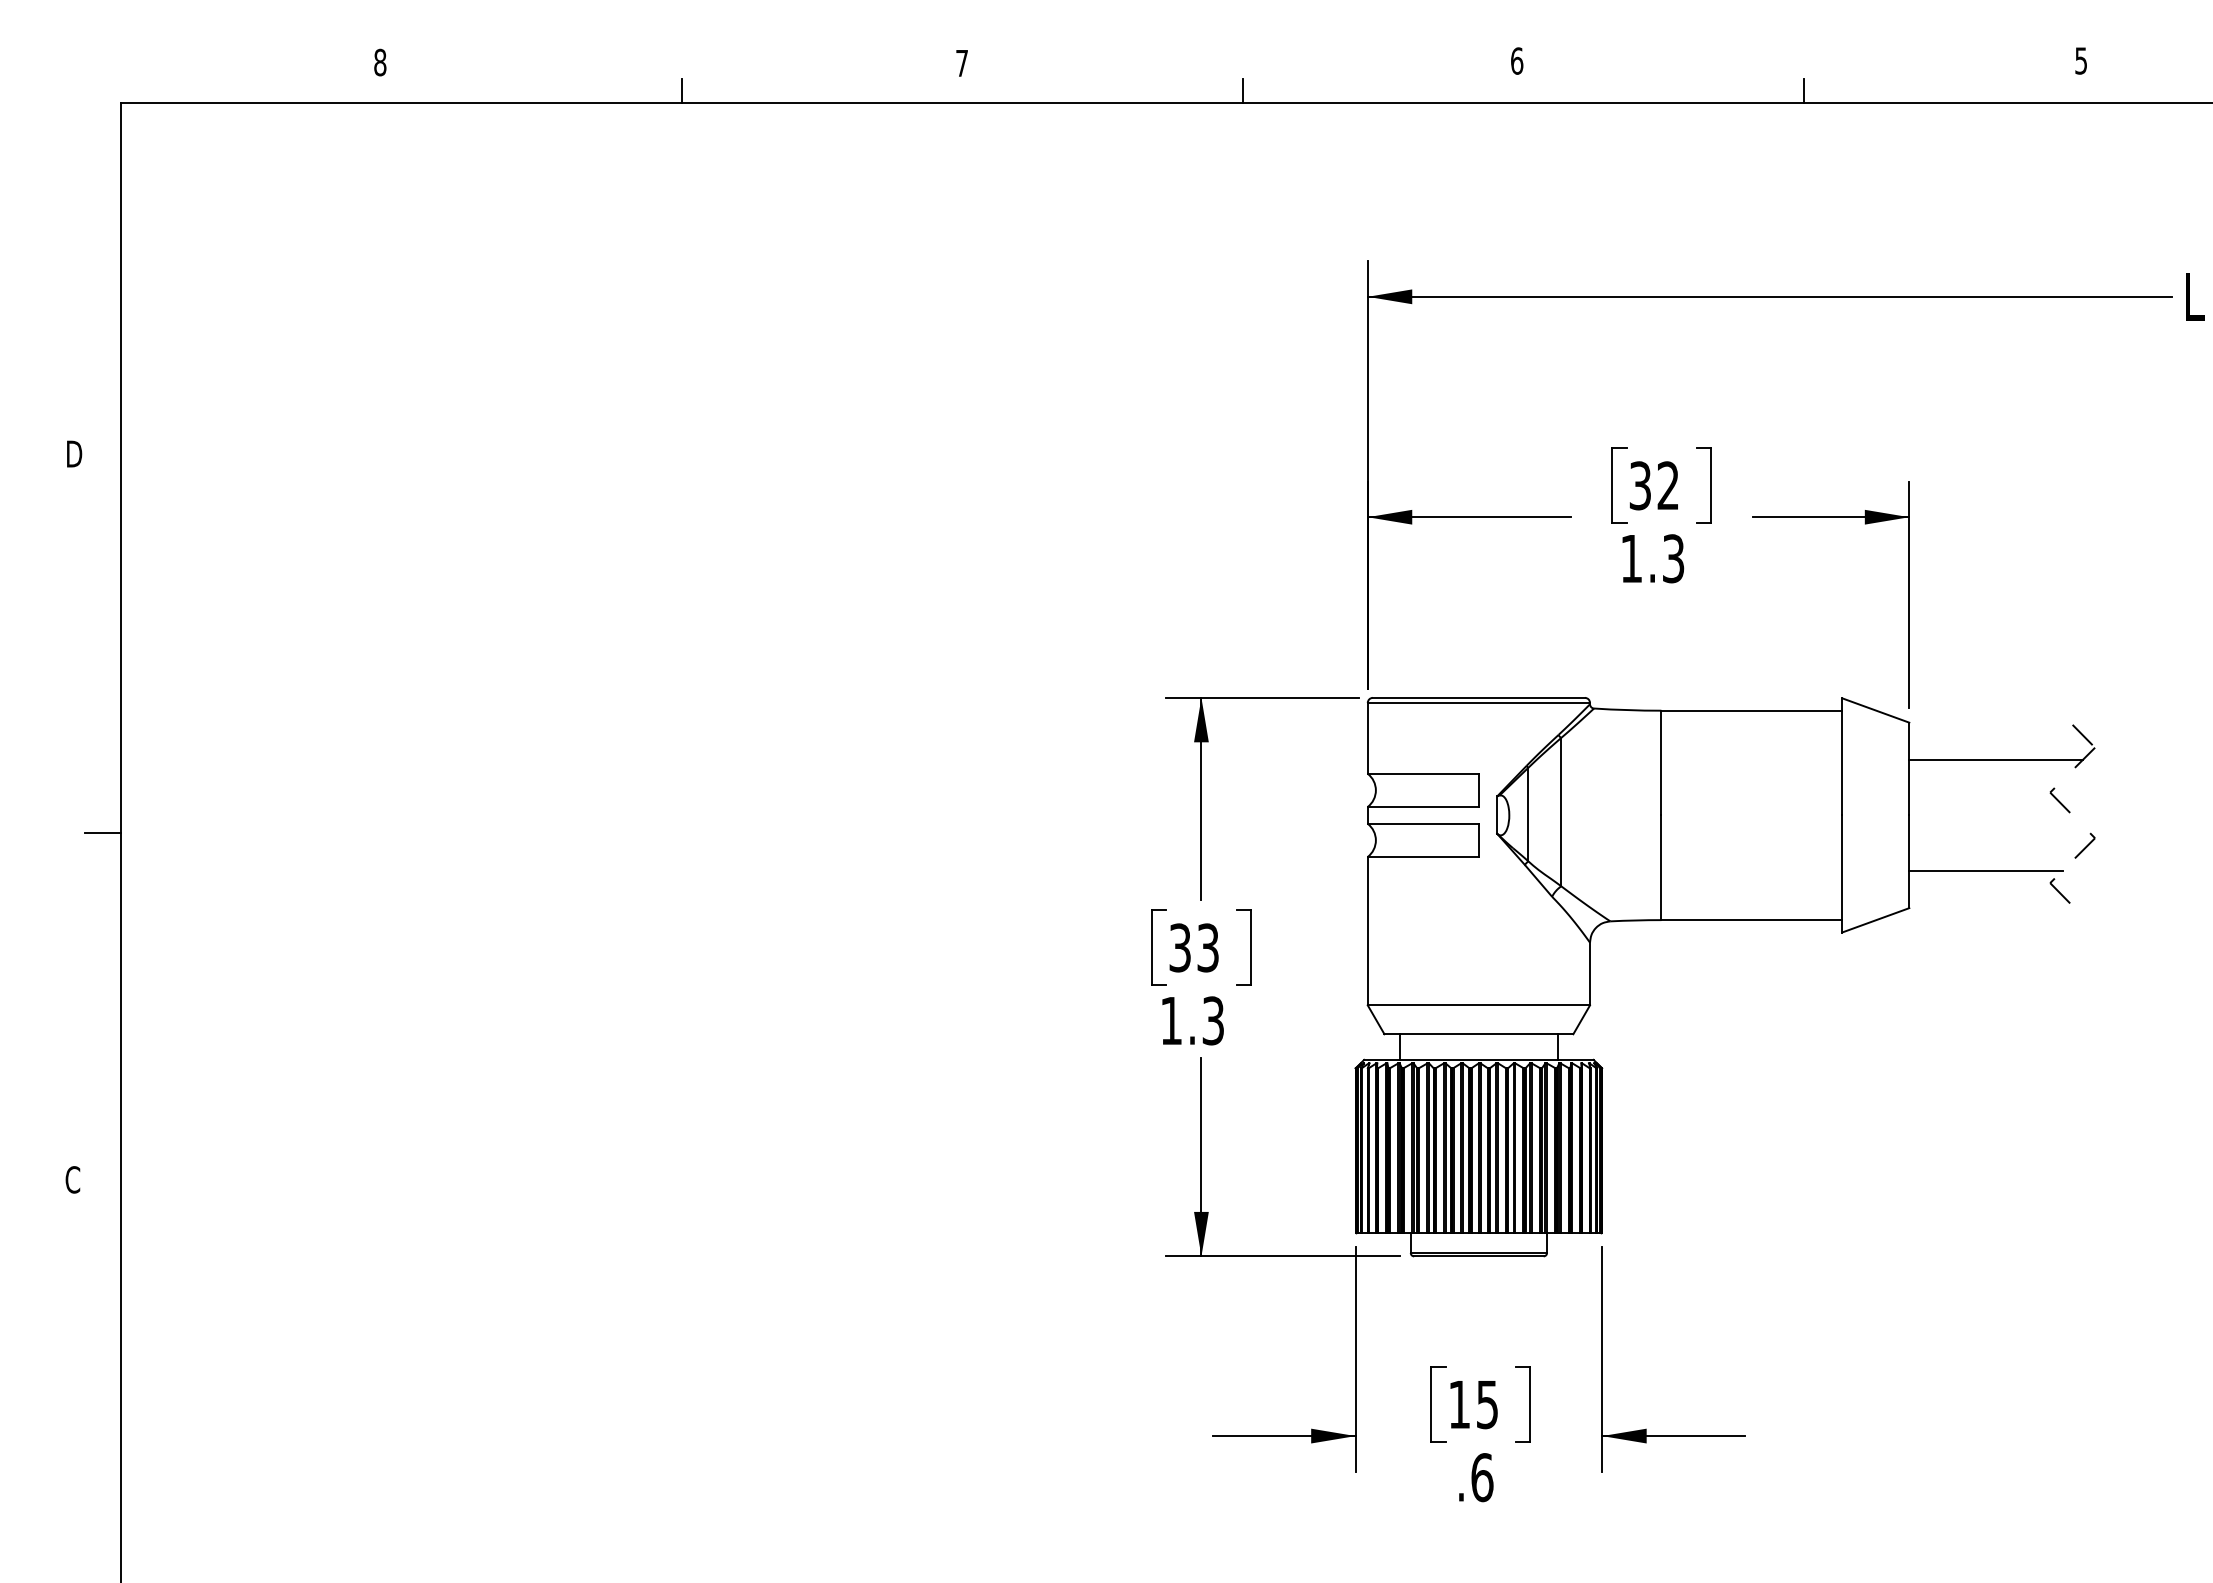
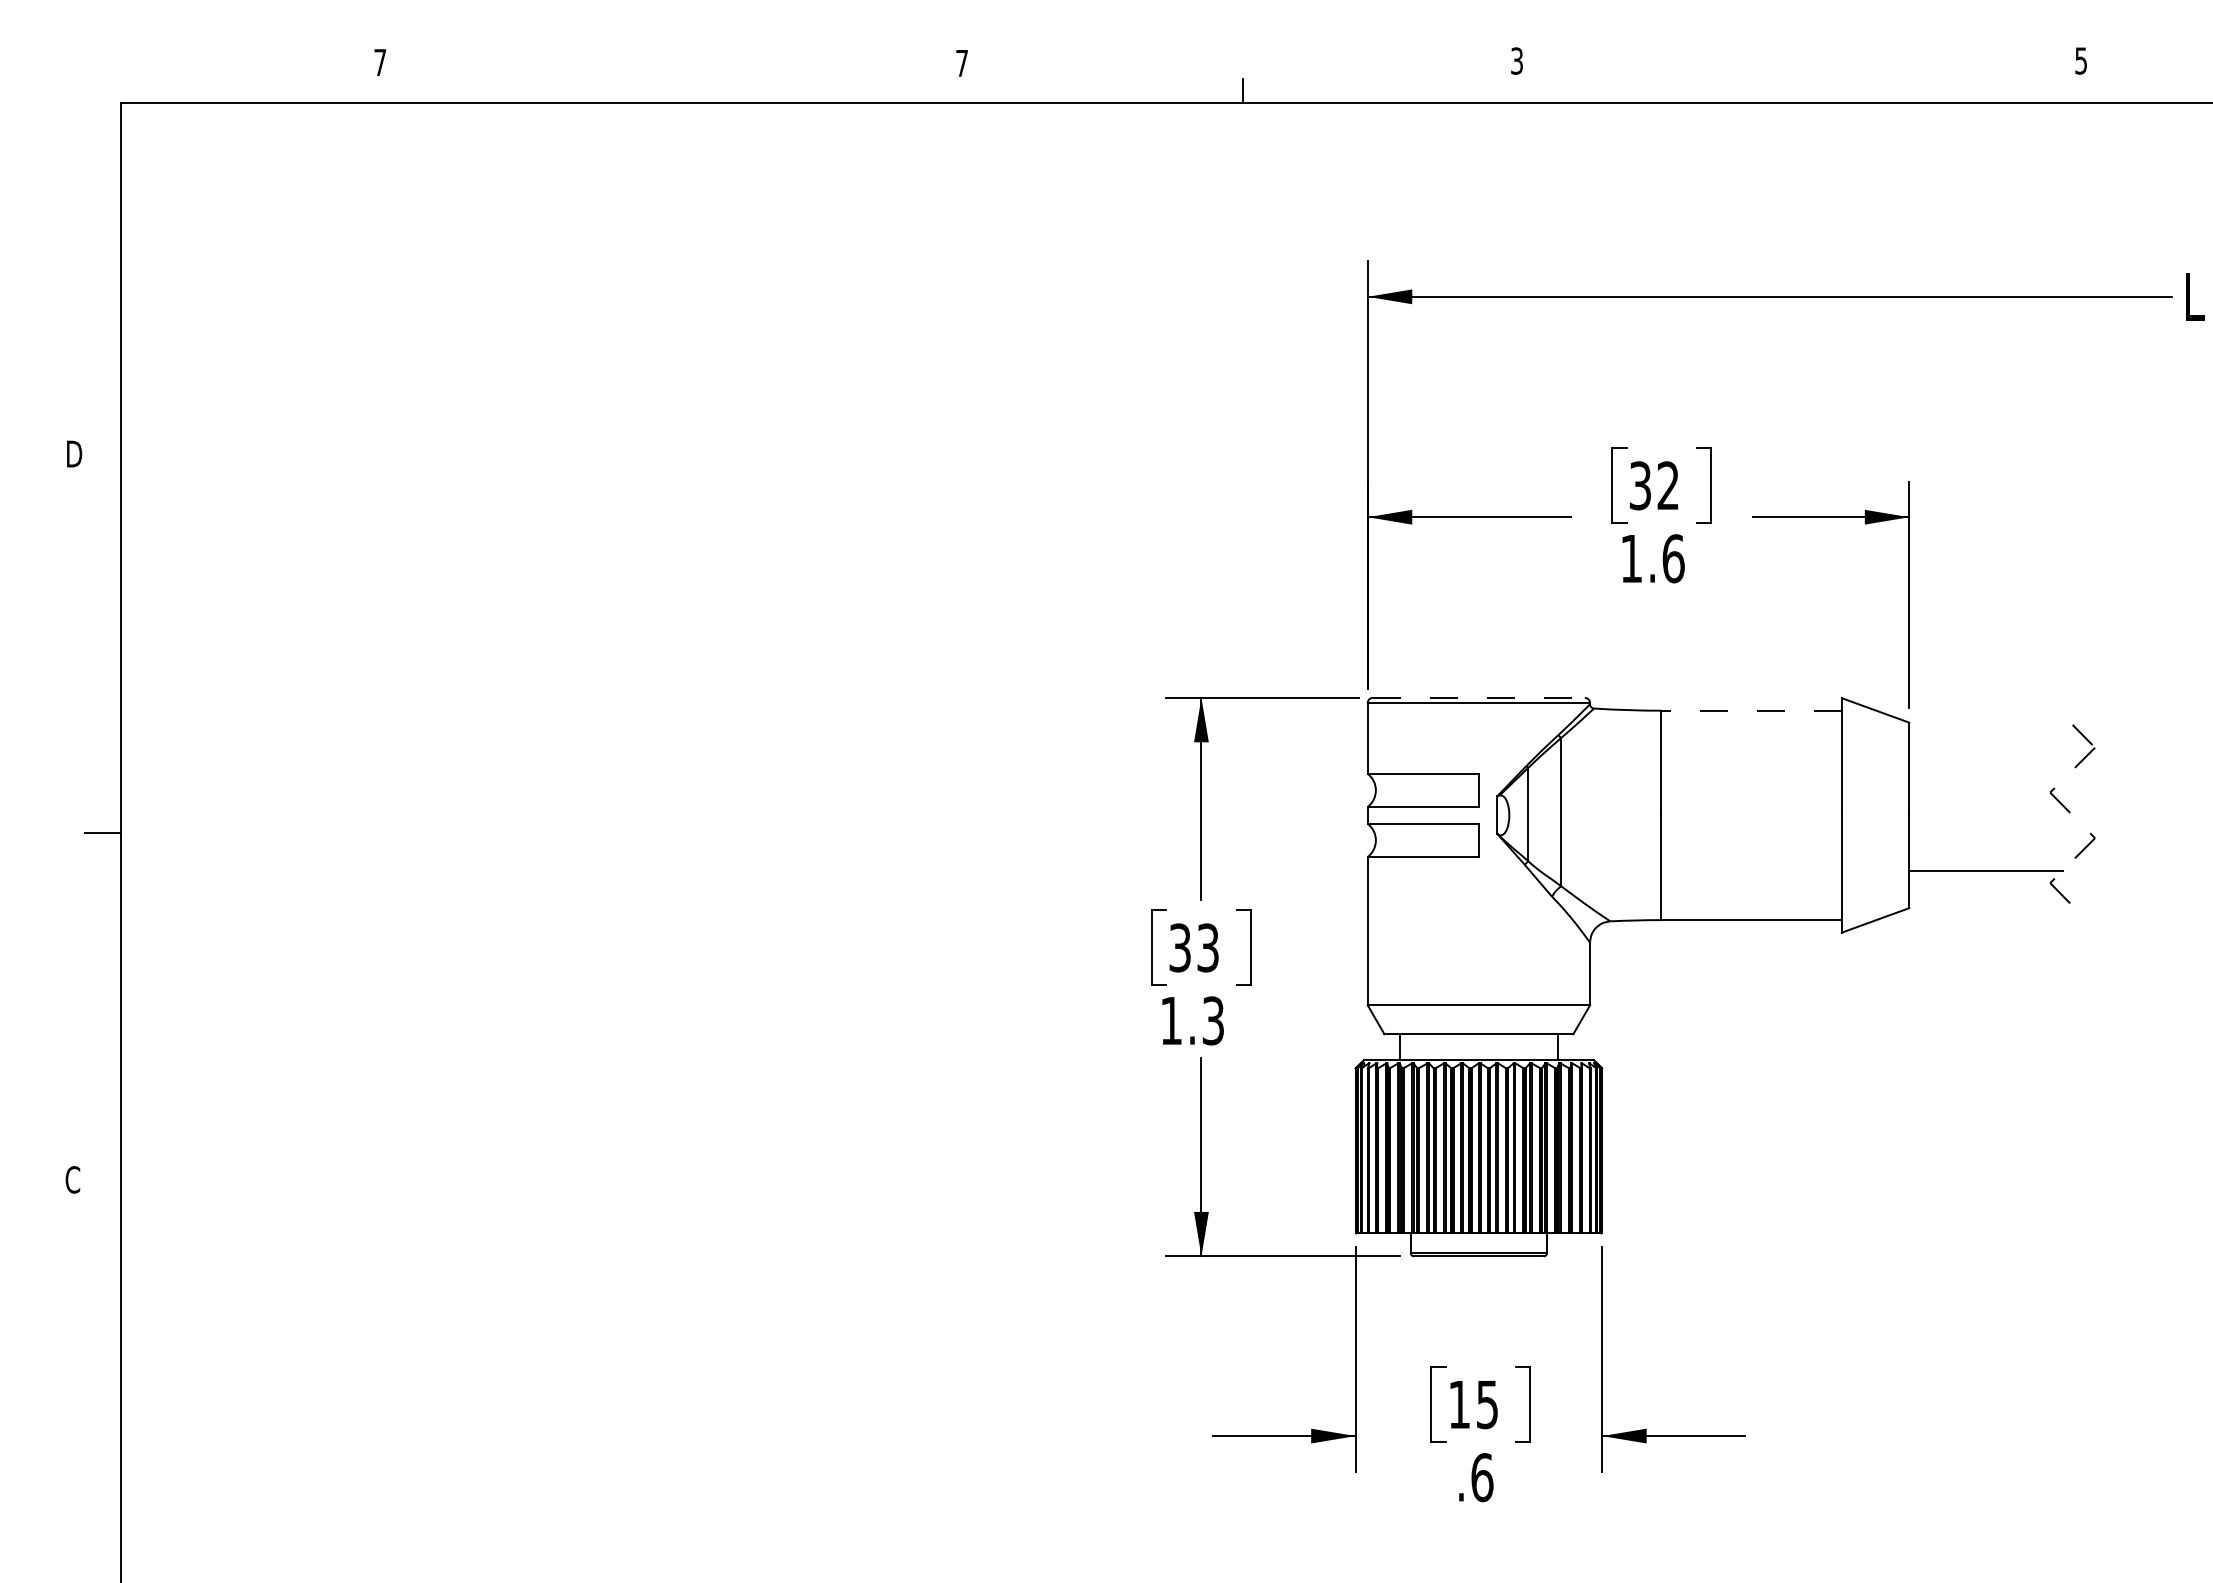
text: 6 -> 3 (1517, 60)
text: 8 -> 7 (380, 62)
line: present -> none (681, 91)
line: present -> none (1803, 91)
text: 1.3 -> 1.6 (1673, 558)
line: solid -> dashed (1478, 697)
line: solid -> dashed (1751, 710)
line: present -> none (1995, 760)
